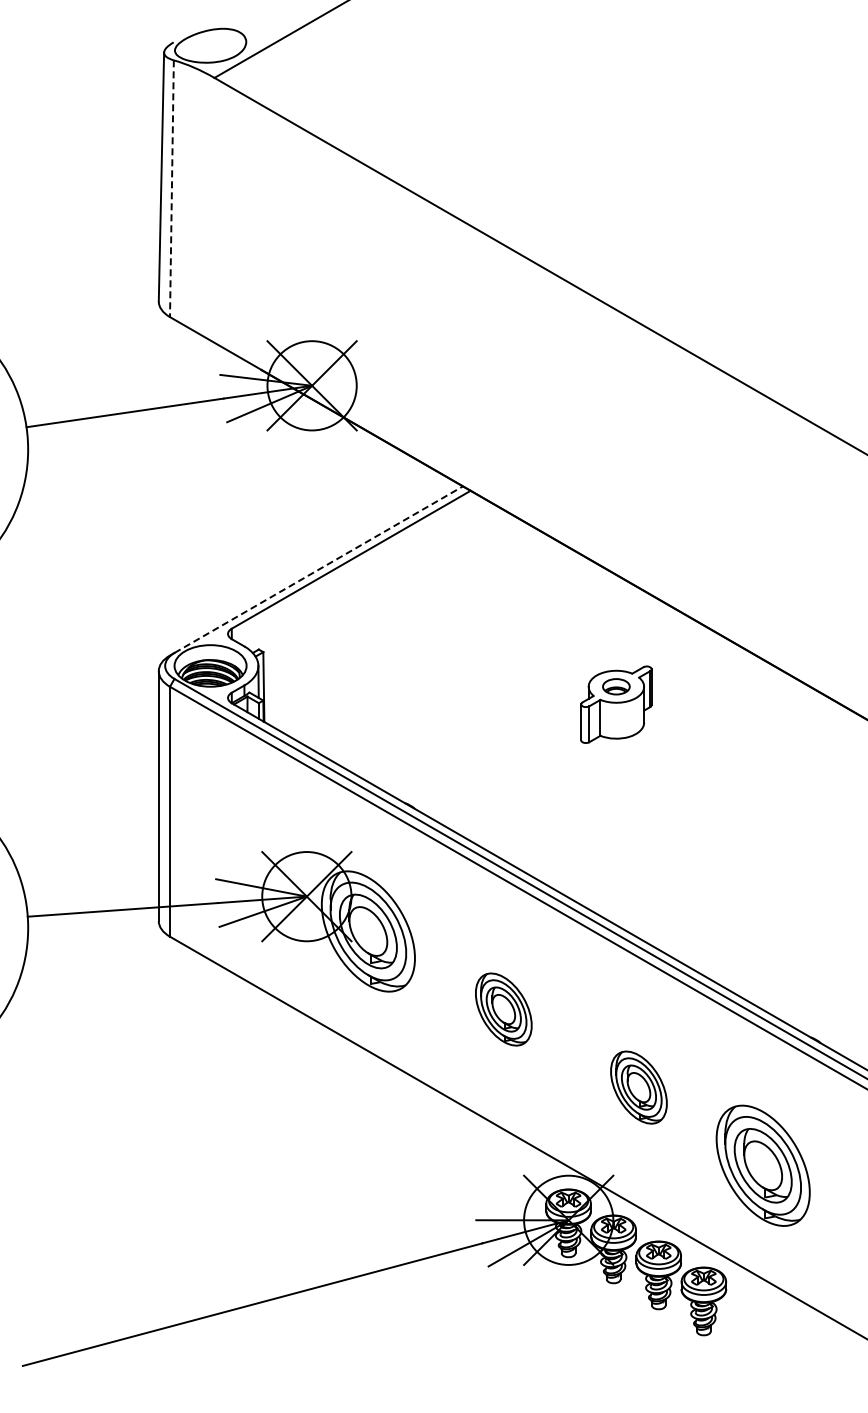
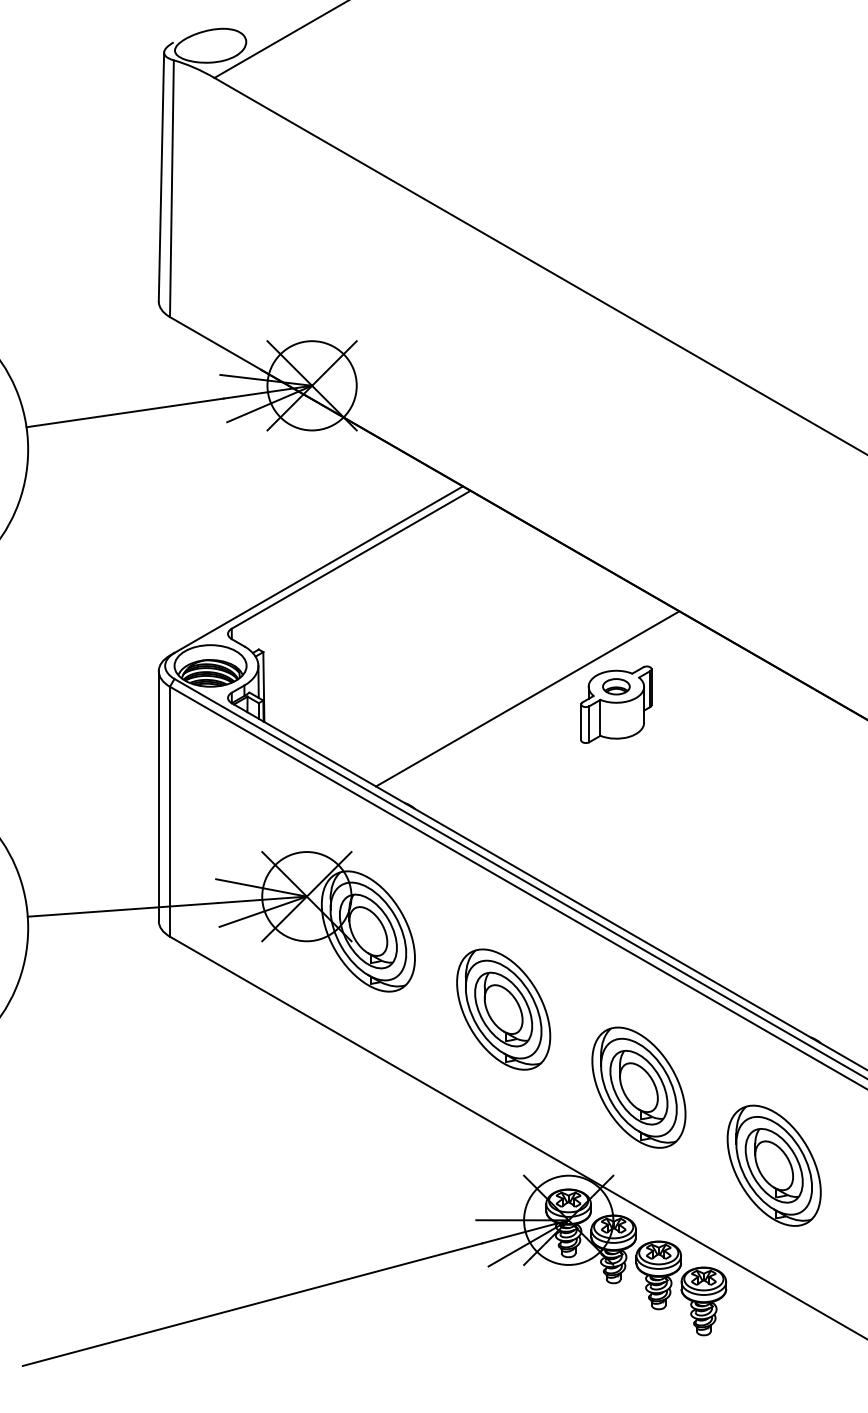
line: dashed -> solid (171, 189)
line: dashed -> solid (318, 569)
line: none -> present (527, 698)
part size: 58x75 px -> 96x123 px (503, 1009)
part size: 58x75 px -> 96x123 px (638, 1087)
part position: (762, 1165) -> (773, 1165) (773, 1165)
